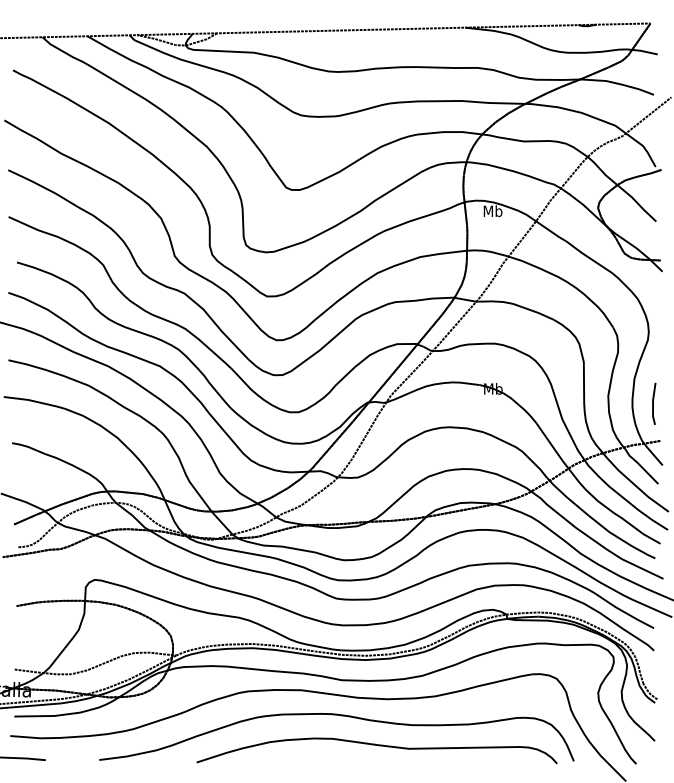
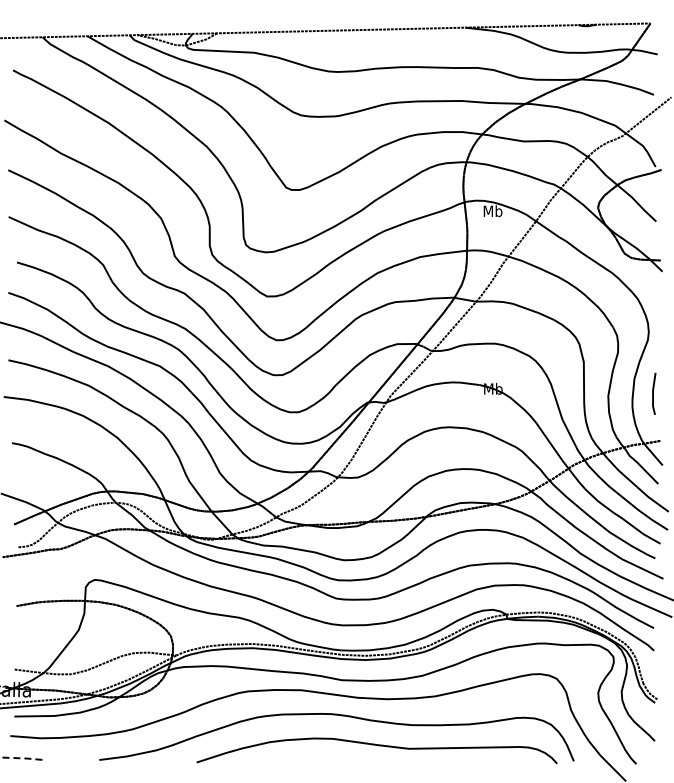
line position: (653, 403) -> (653, 393) (653, 393)
line: solid -> dashed (24, 758)
